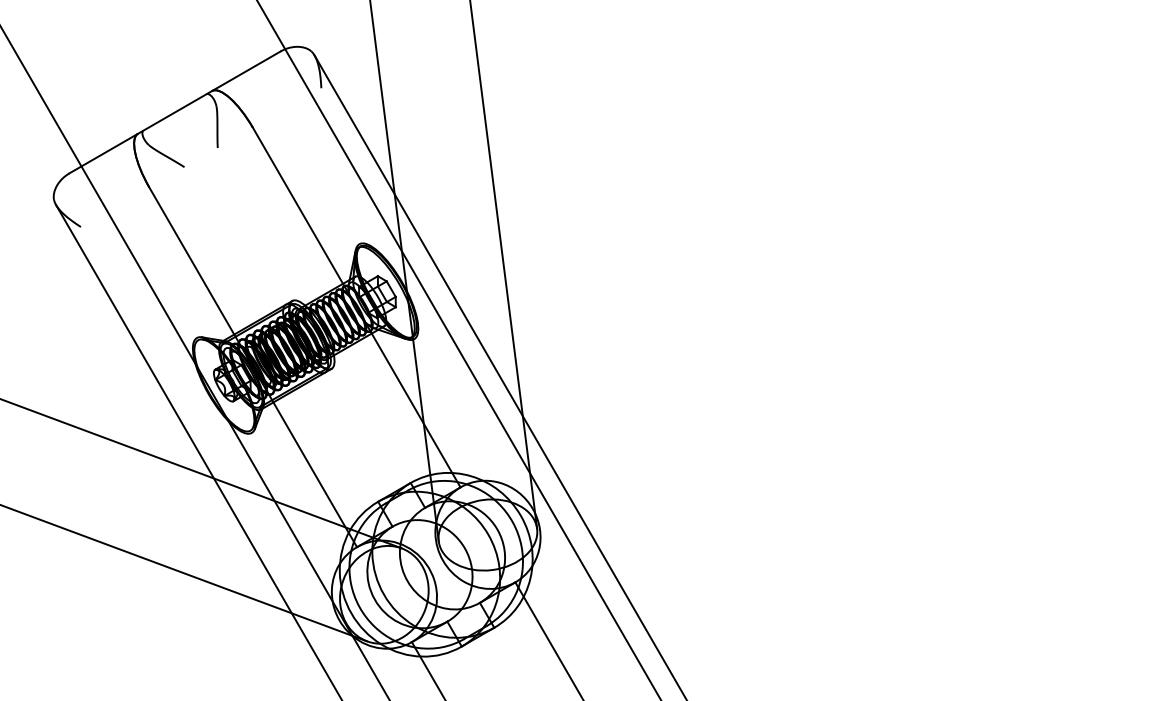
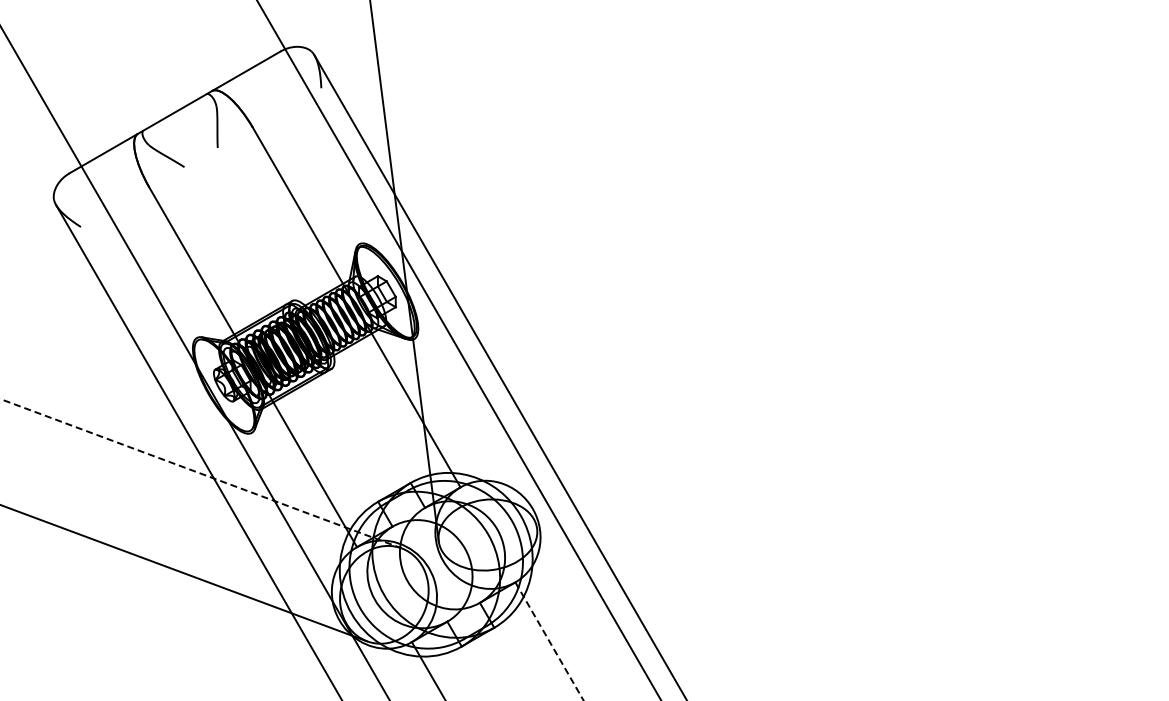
line: present -> none (503, 265)
line: solid -> dashed (201, 473)
line: solid -> dashed (549, 642)
